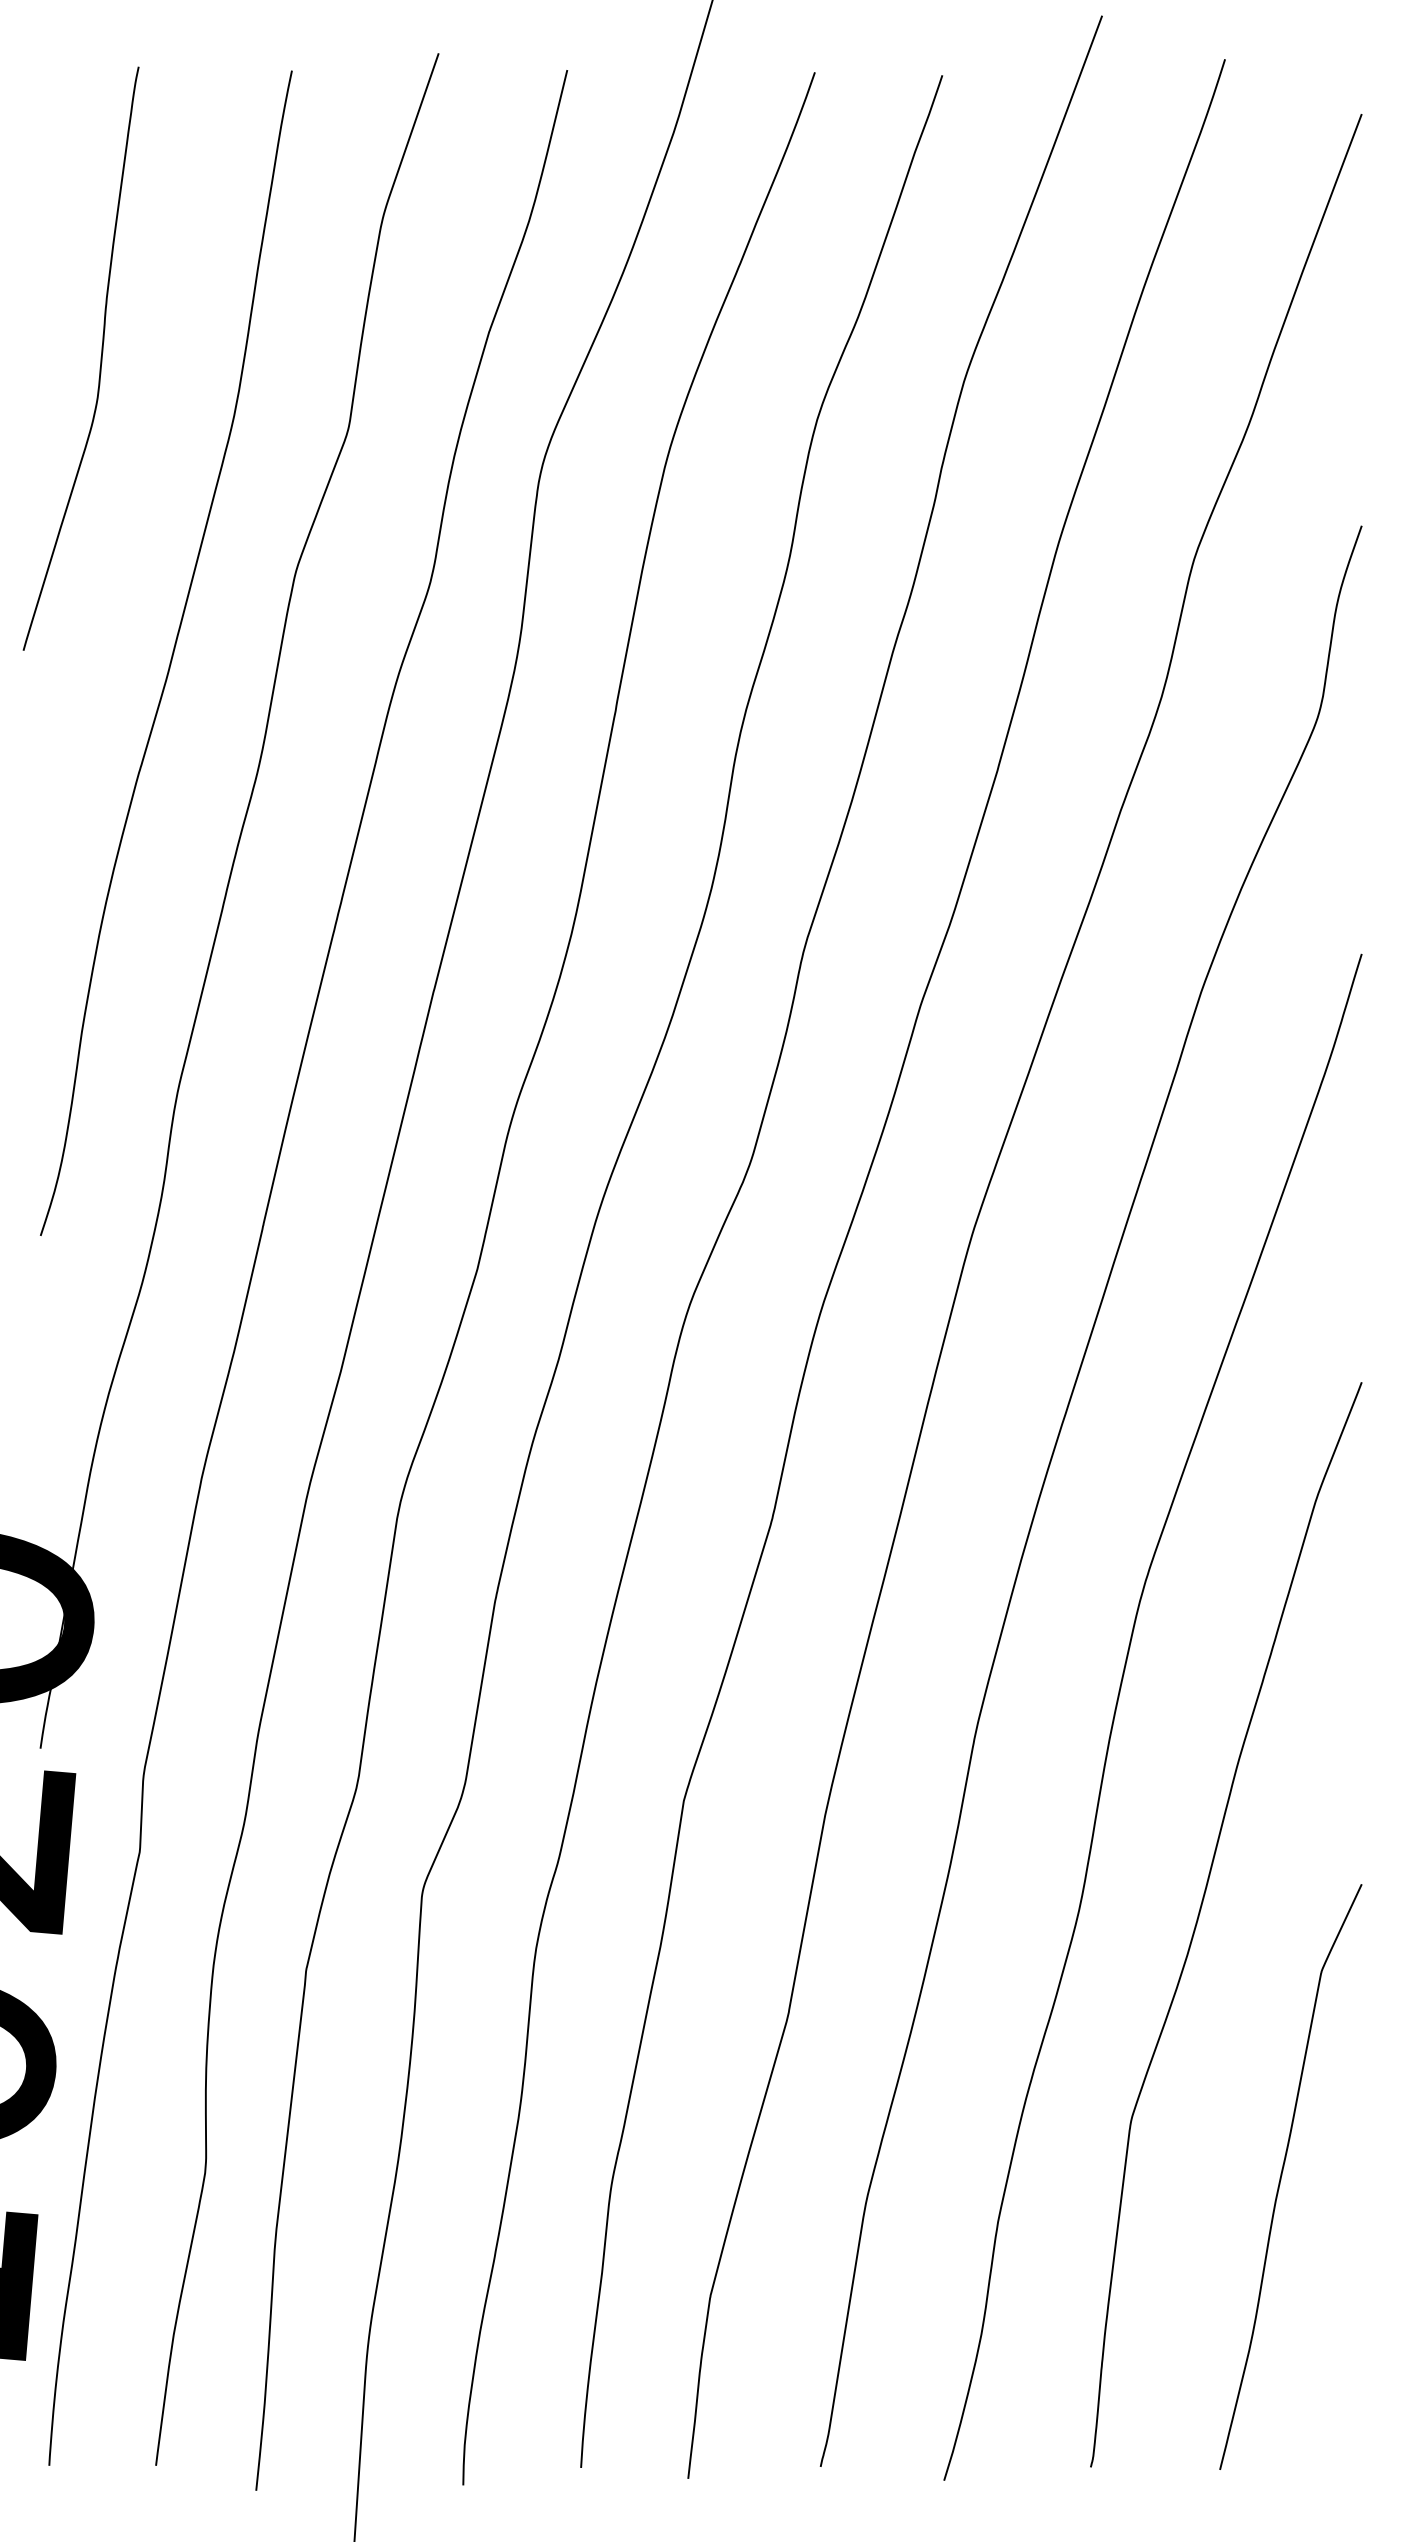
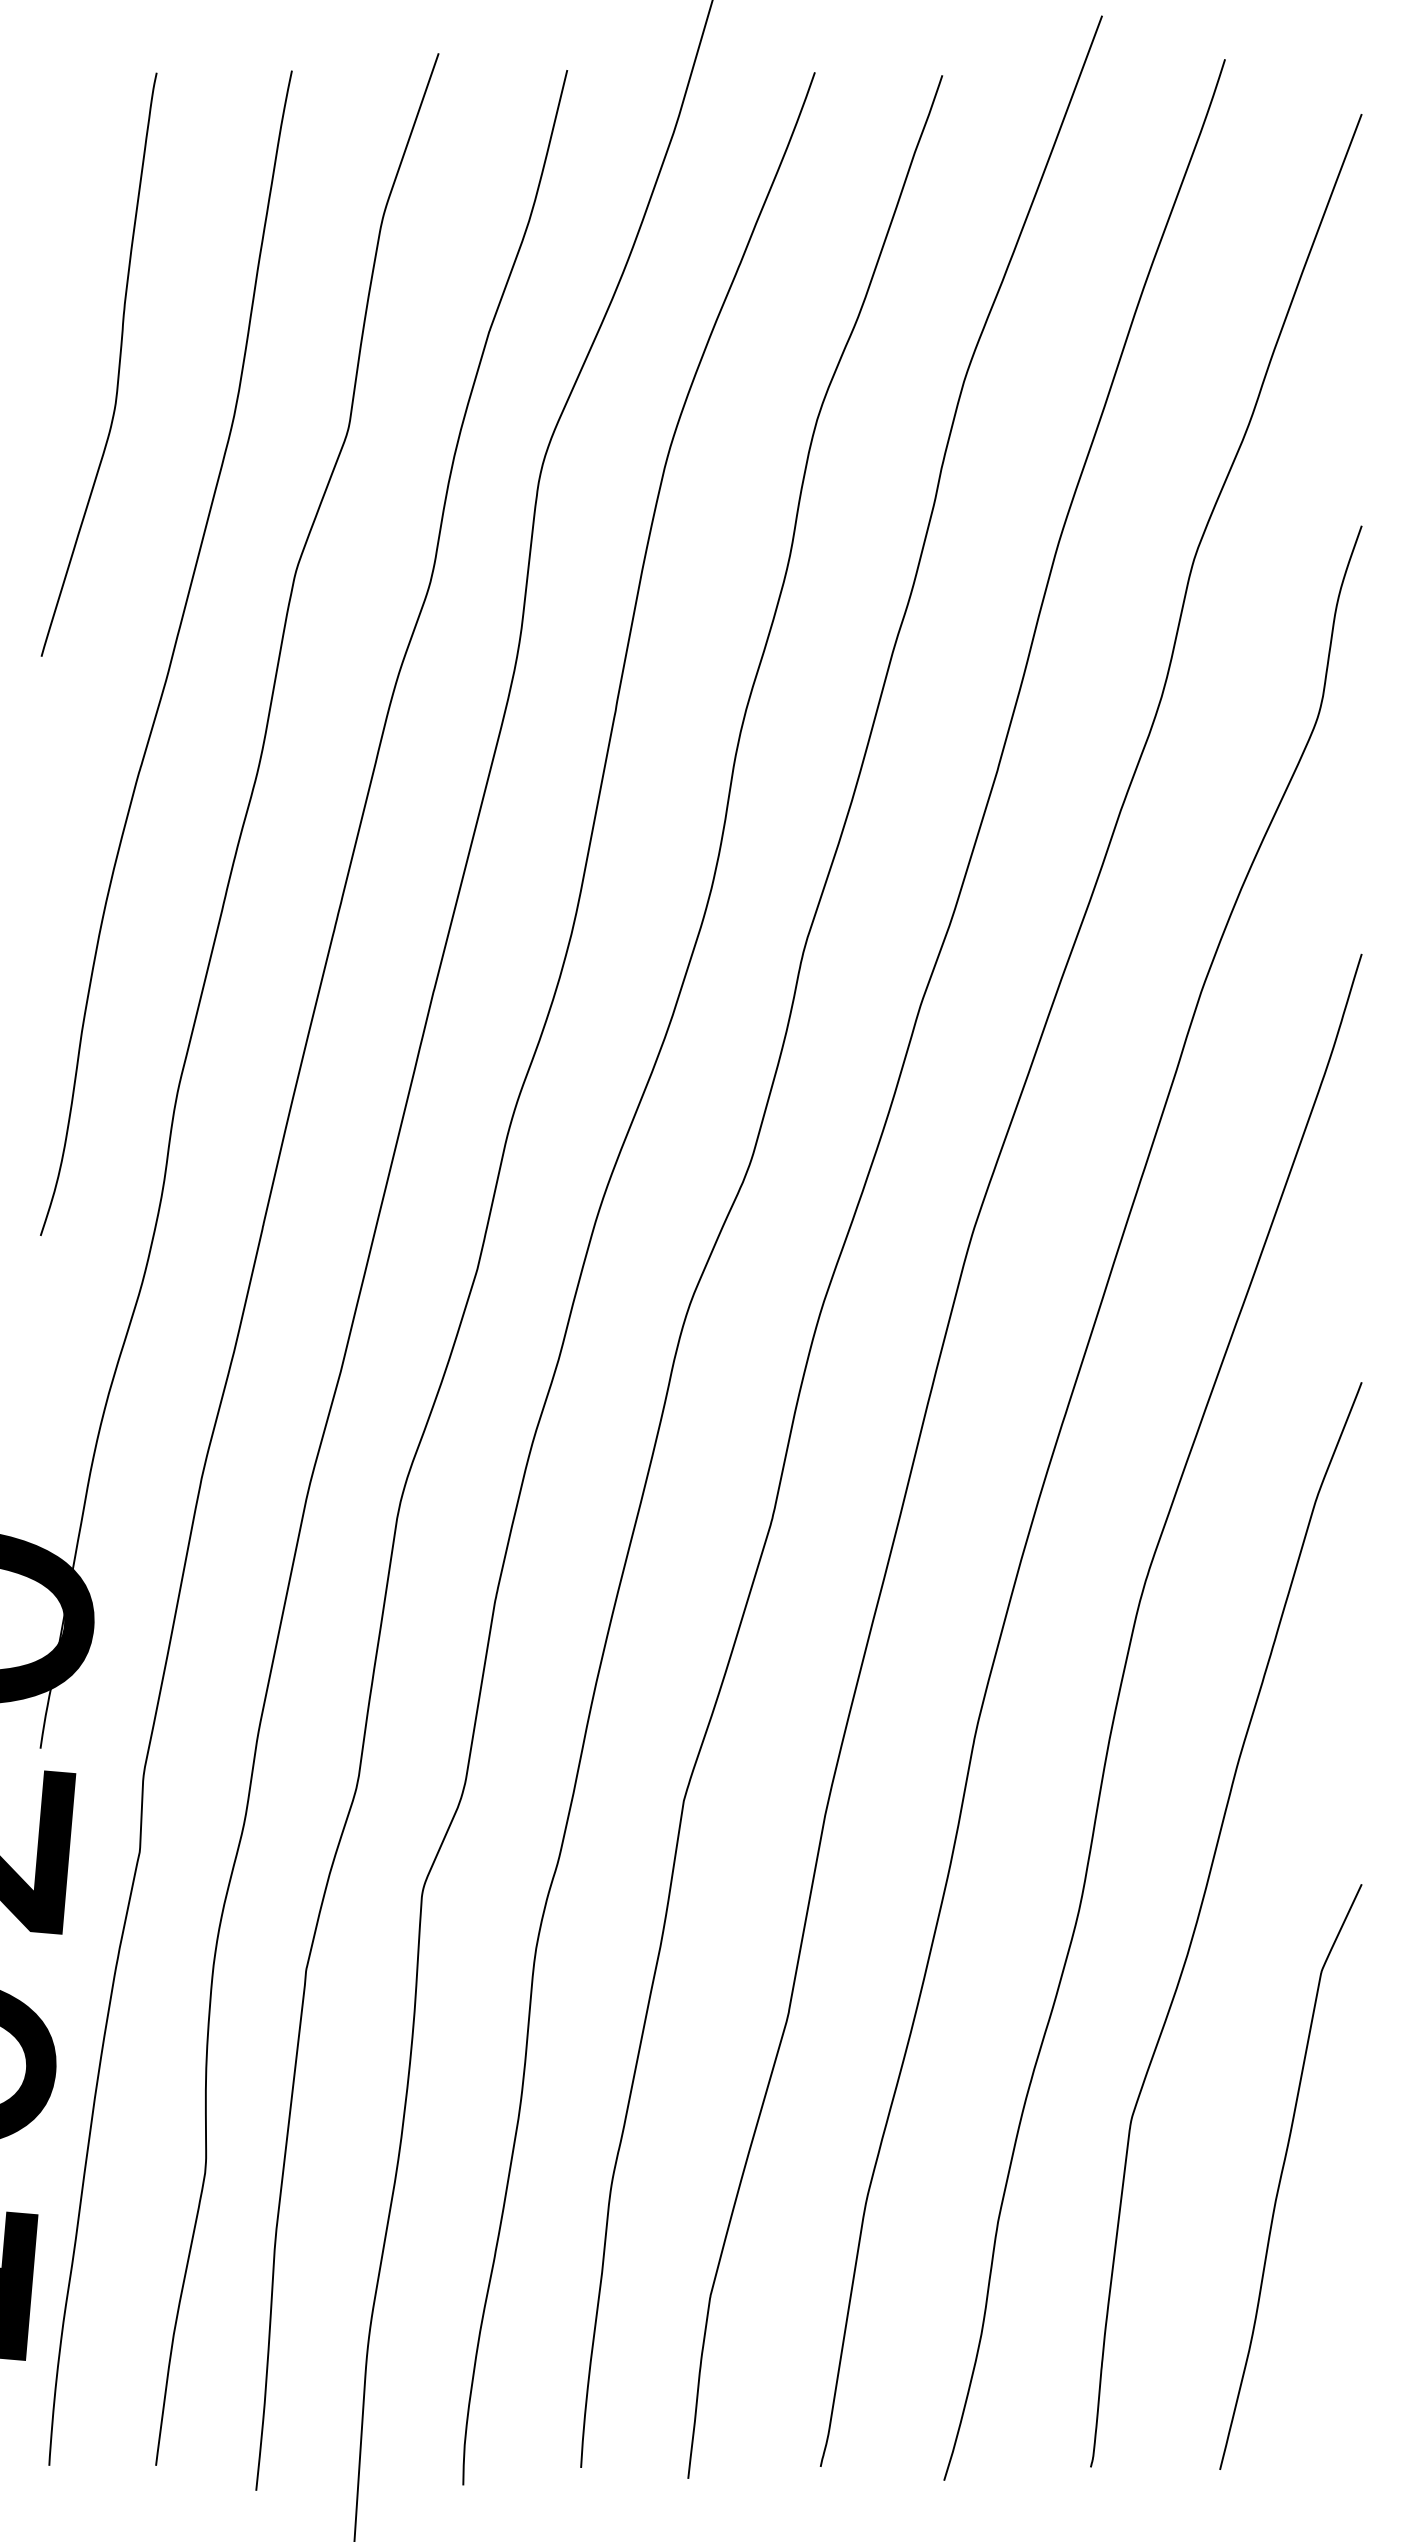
curve position: (100, 358) -> (118, 364) (118, 364)
